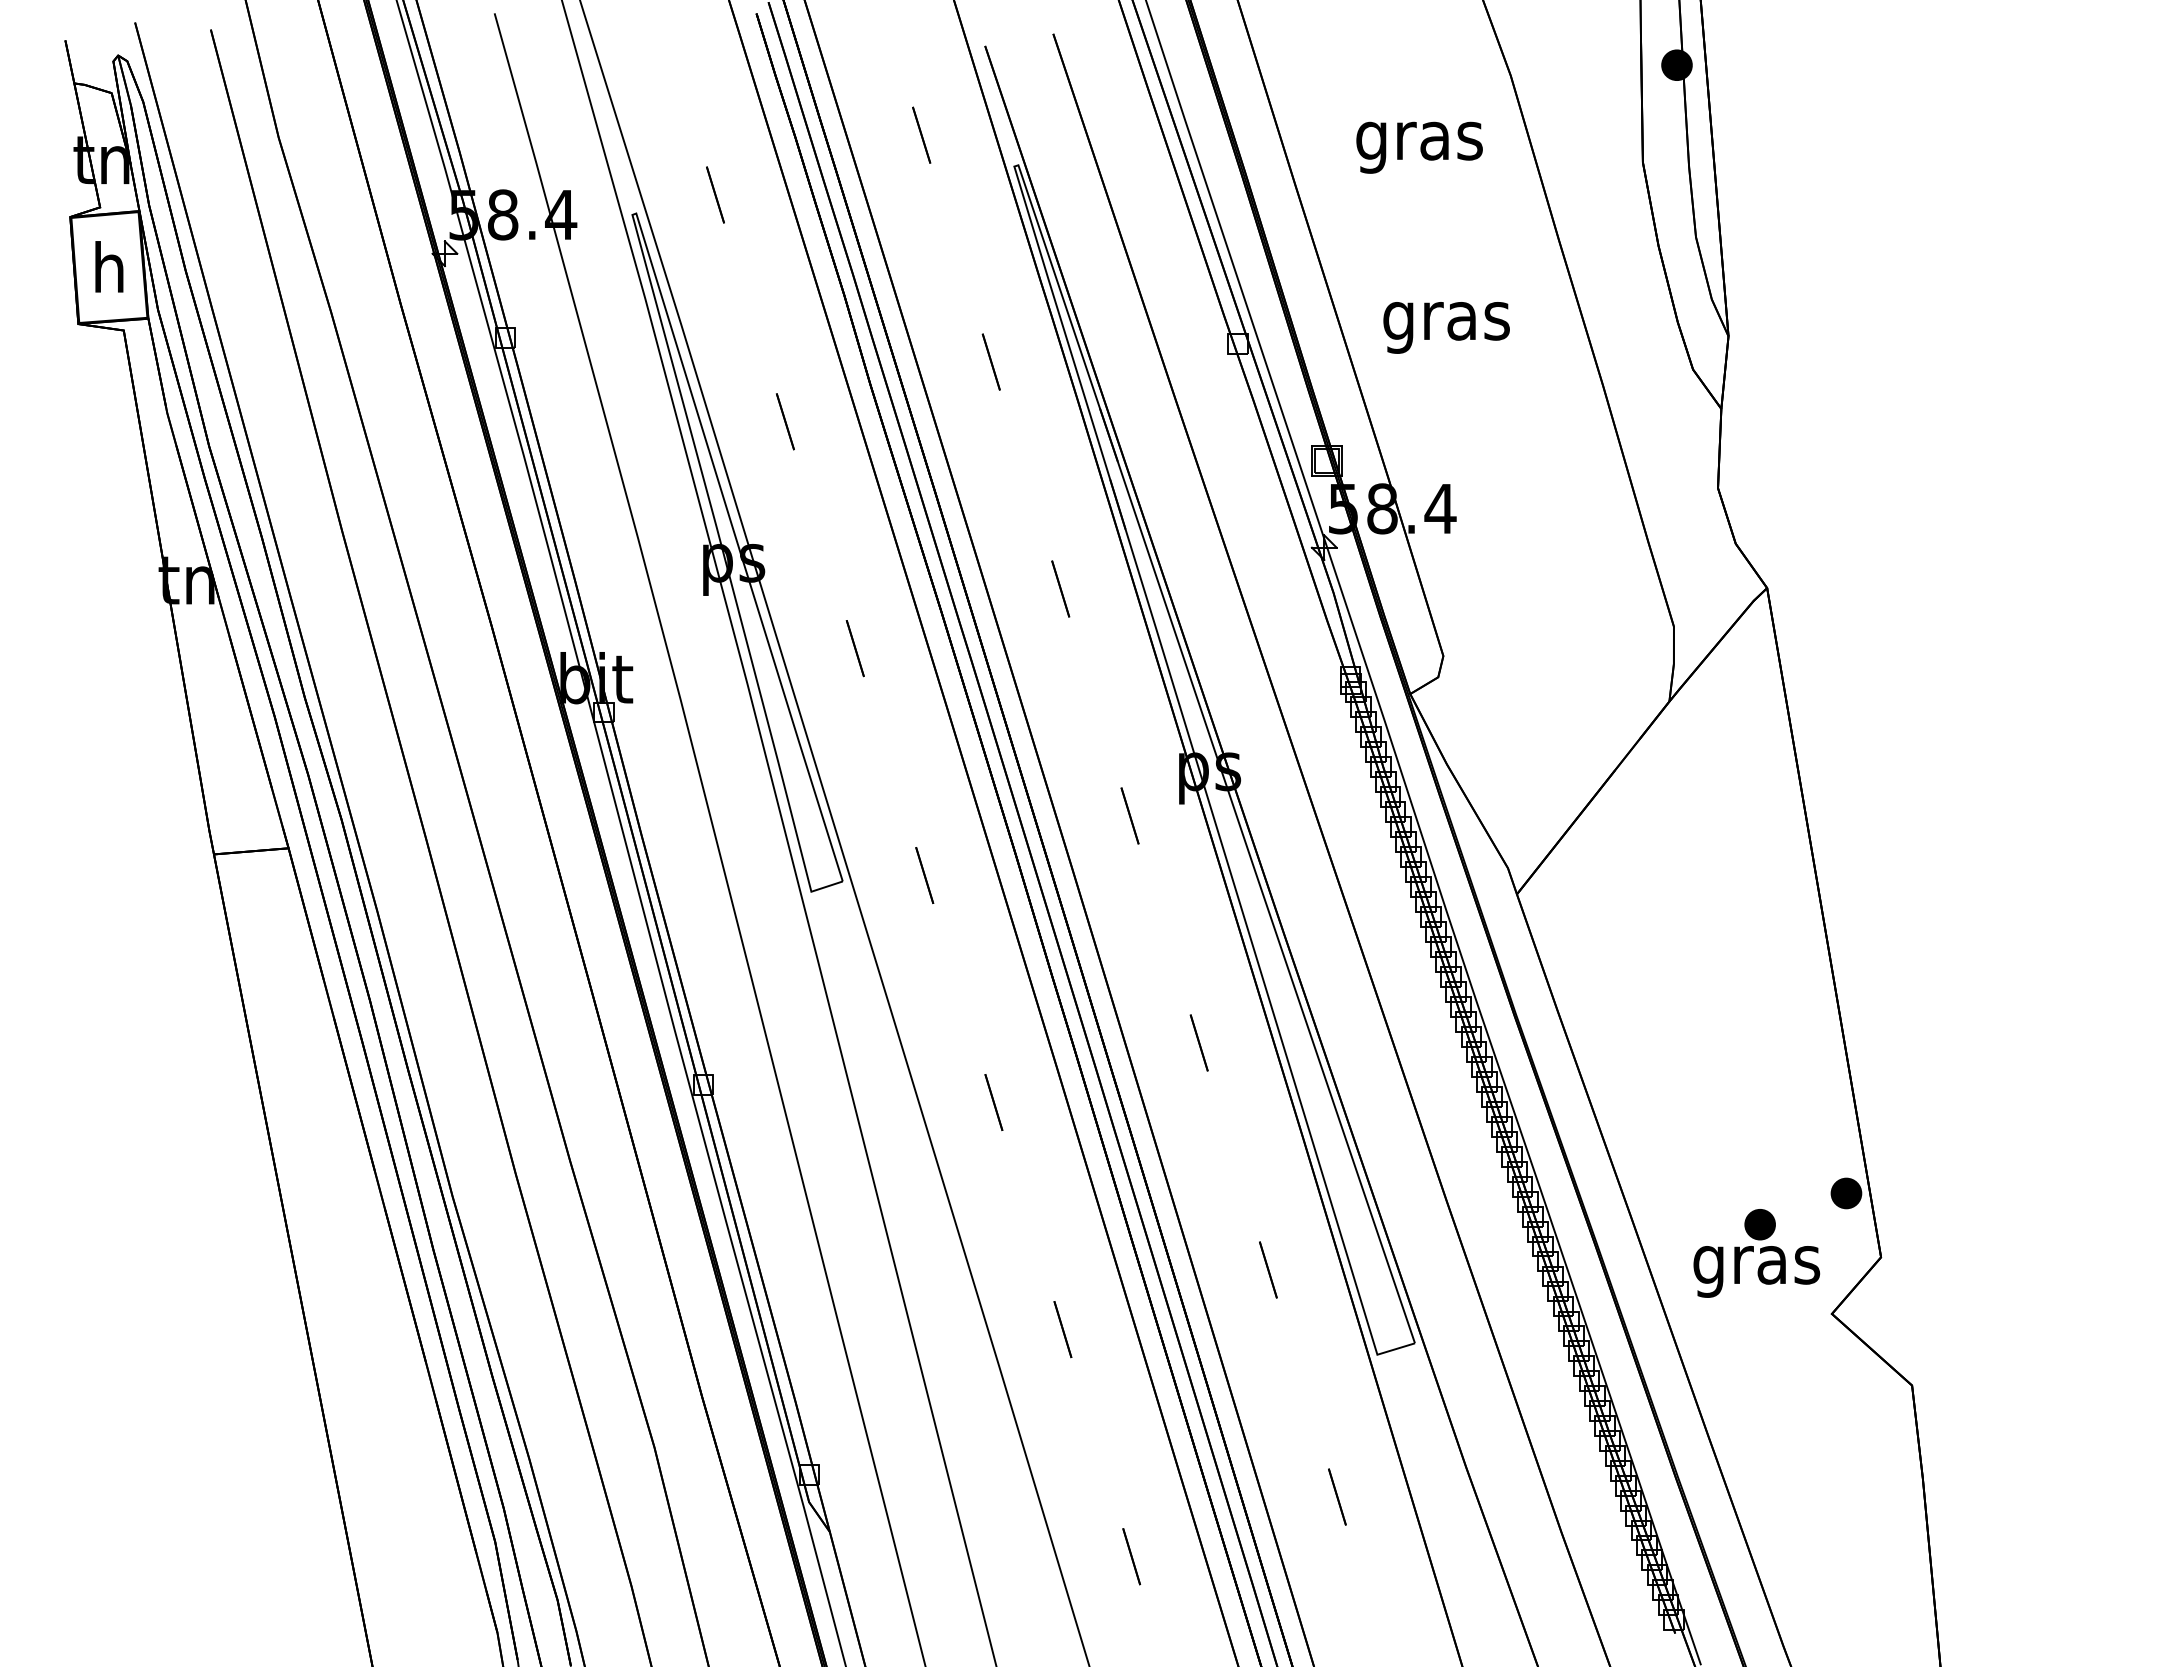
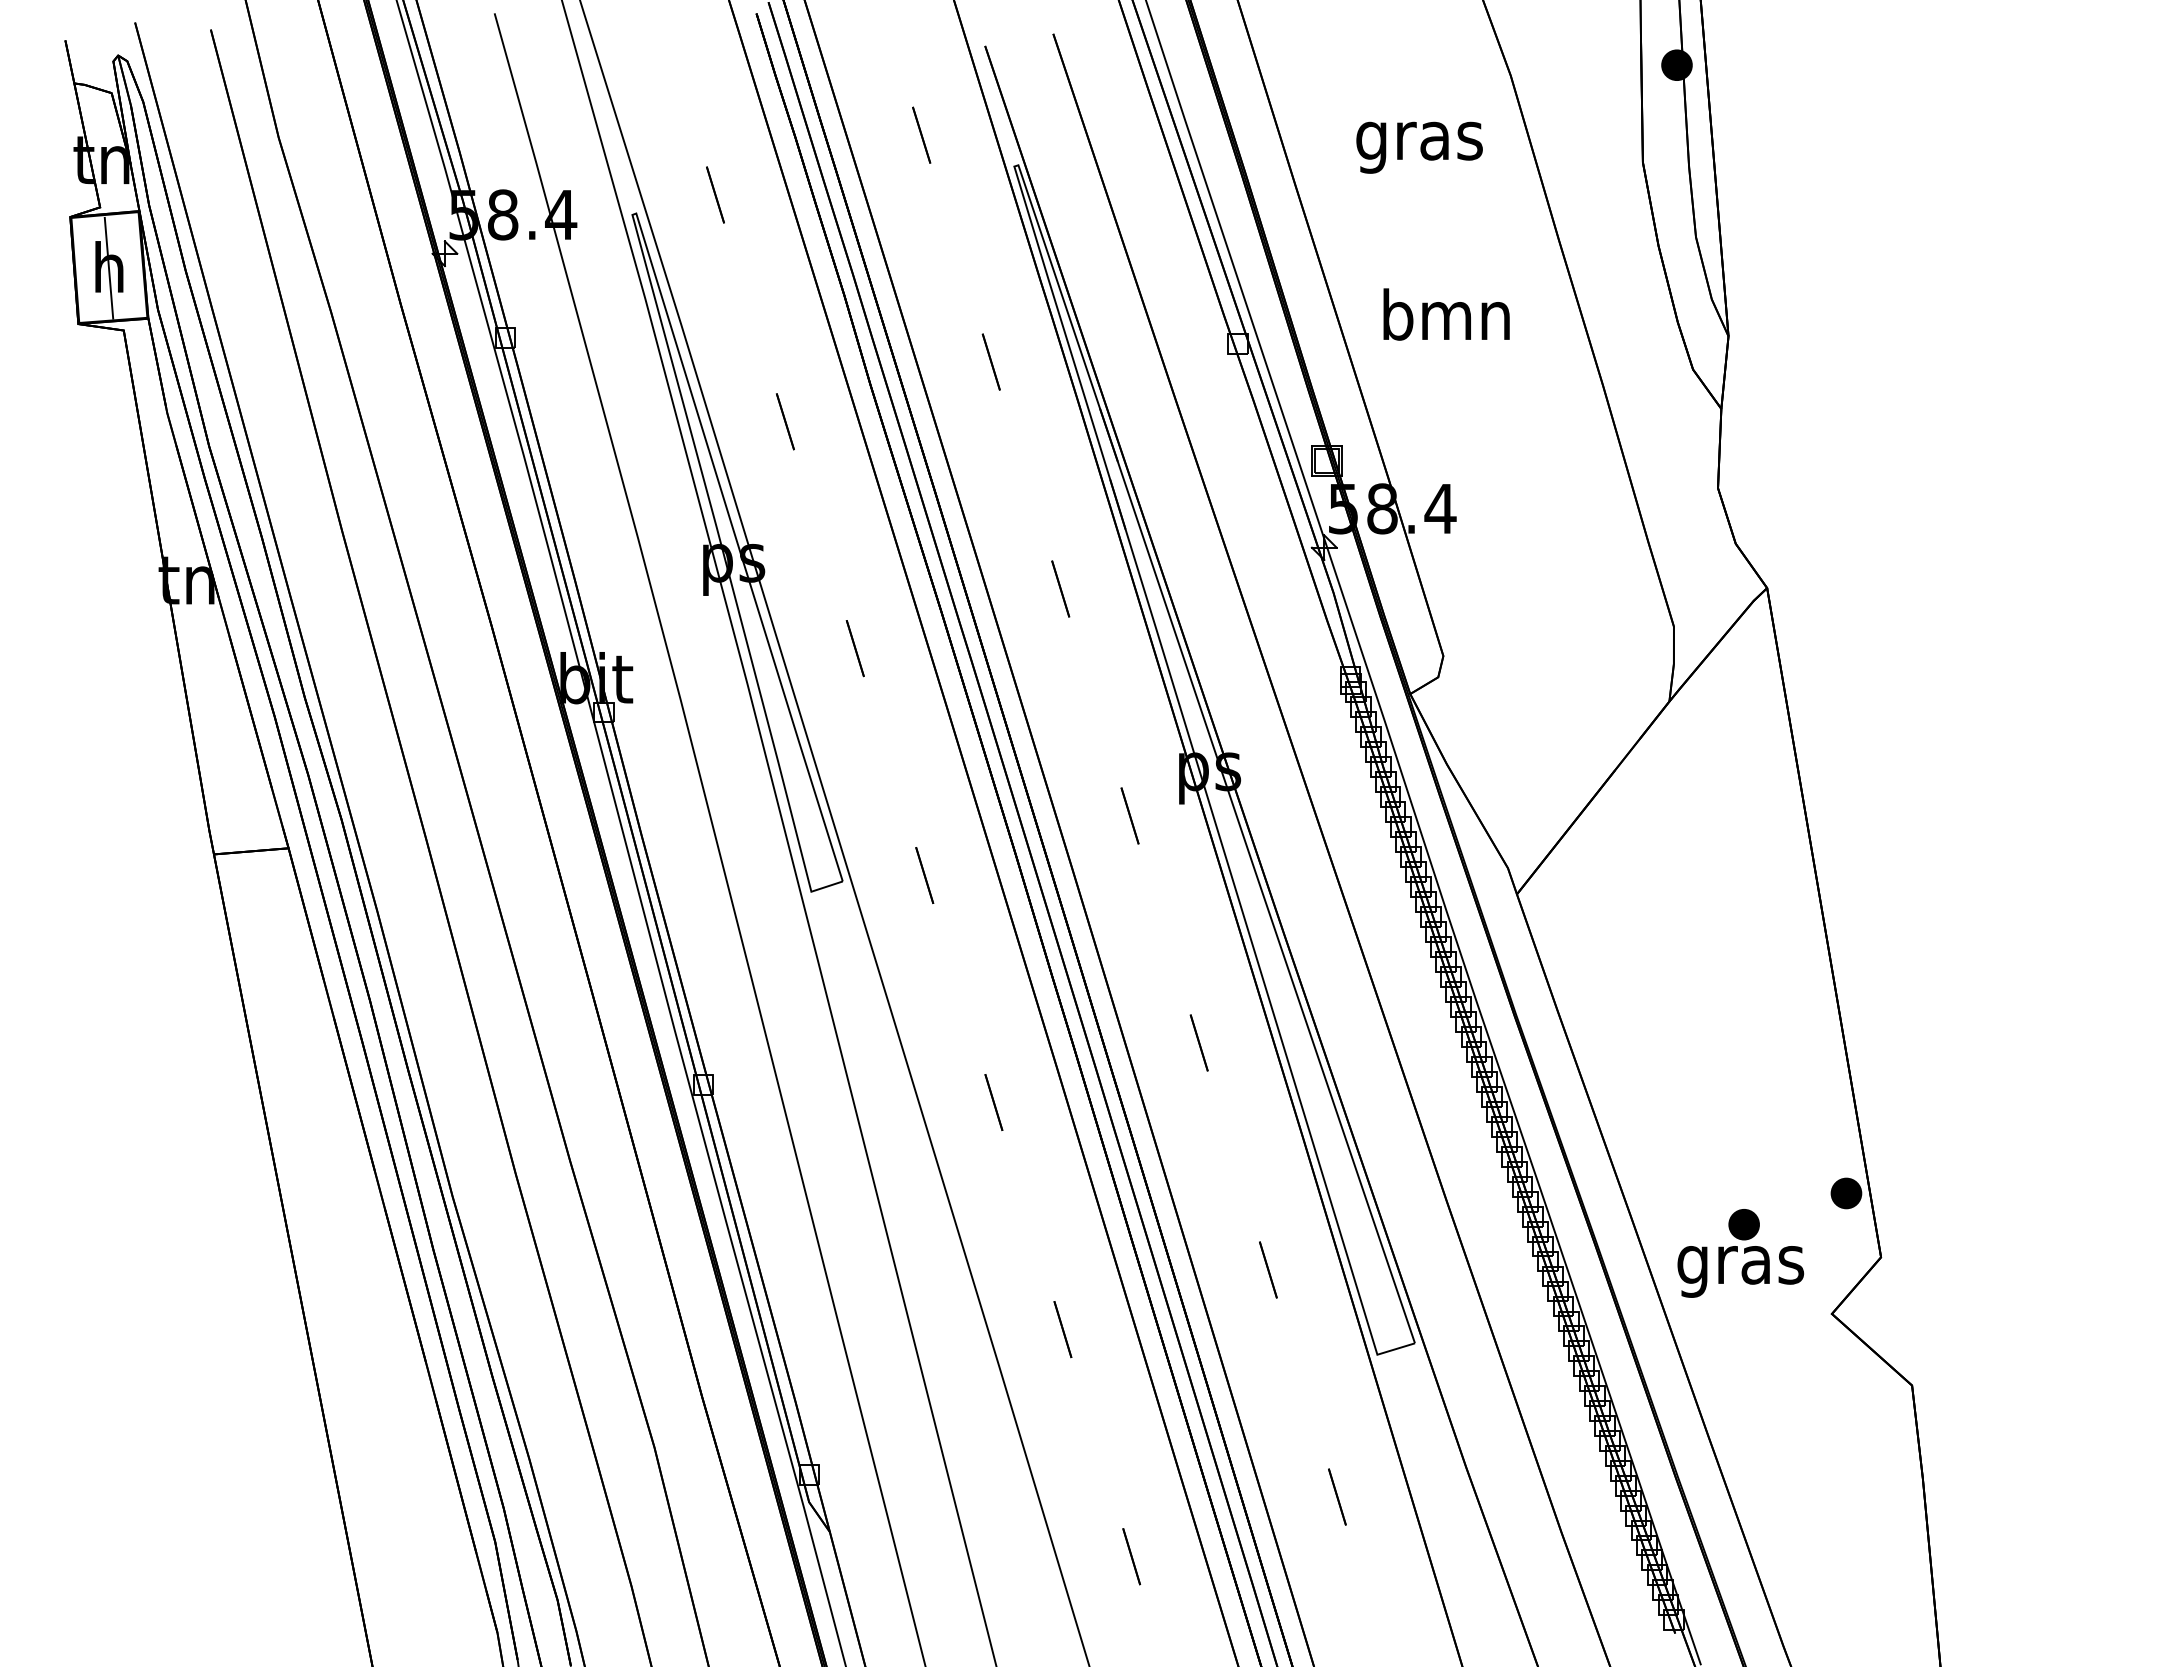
line: none -> present (108, 267)
text: gras -> bmn (1446, 320)
part position: (1756, 1253) -> (1740, 1253) (1740, 1253)
